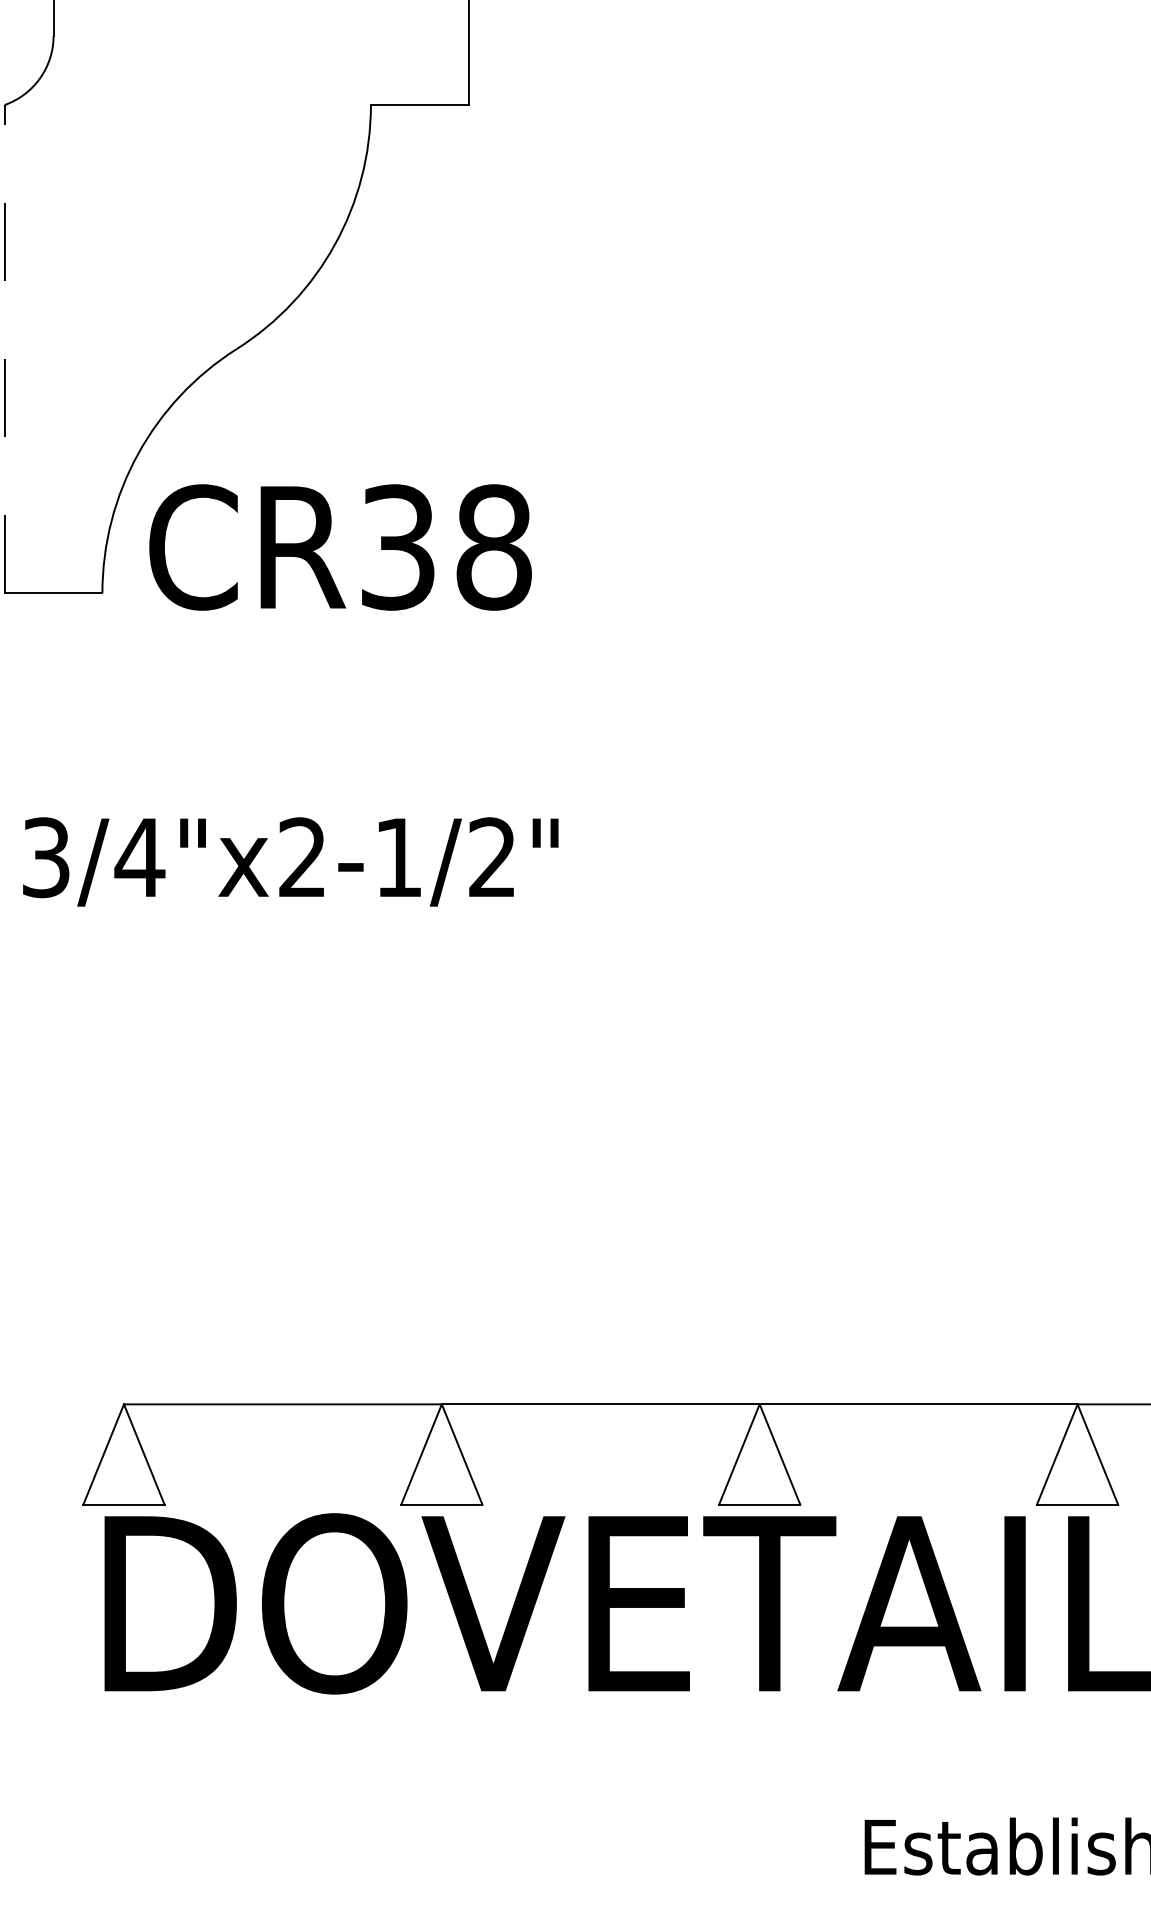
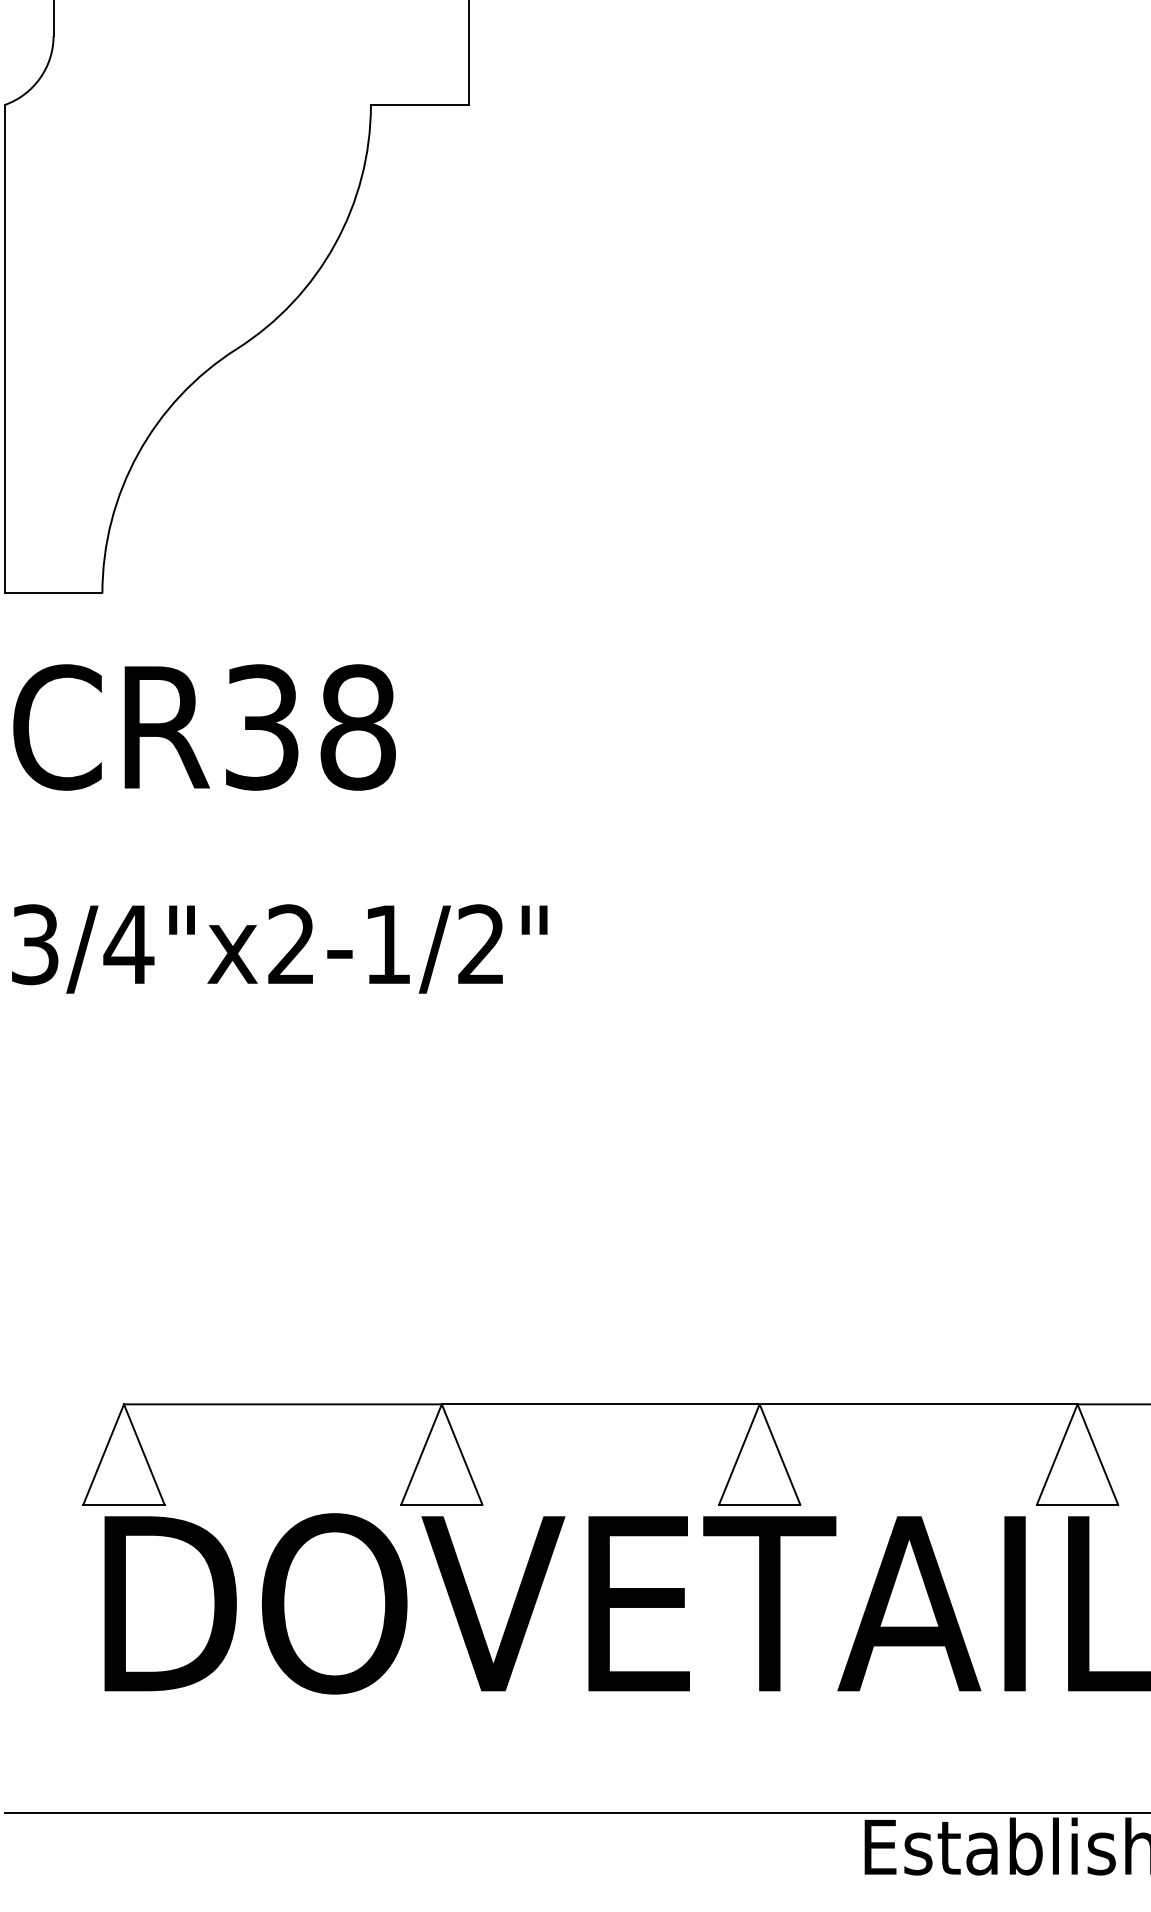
line: dashed -> solid (4, 348)
text position: (340, 547) -> (204, 727) (204, 727)
text position: (290, 861) -> (279, 948) (279, 948)
line: none -> present (575, 1813)
